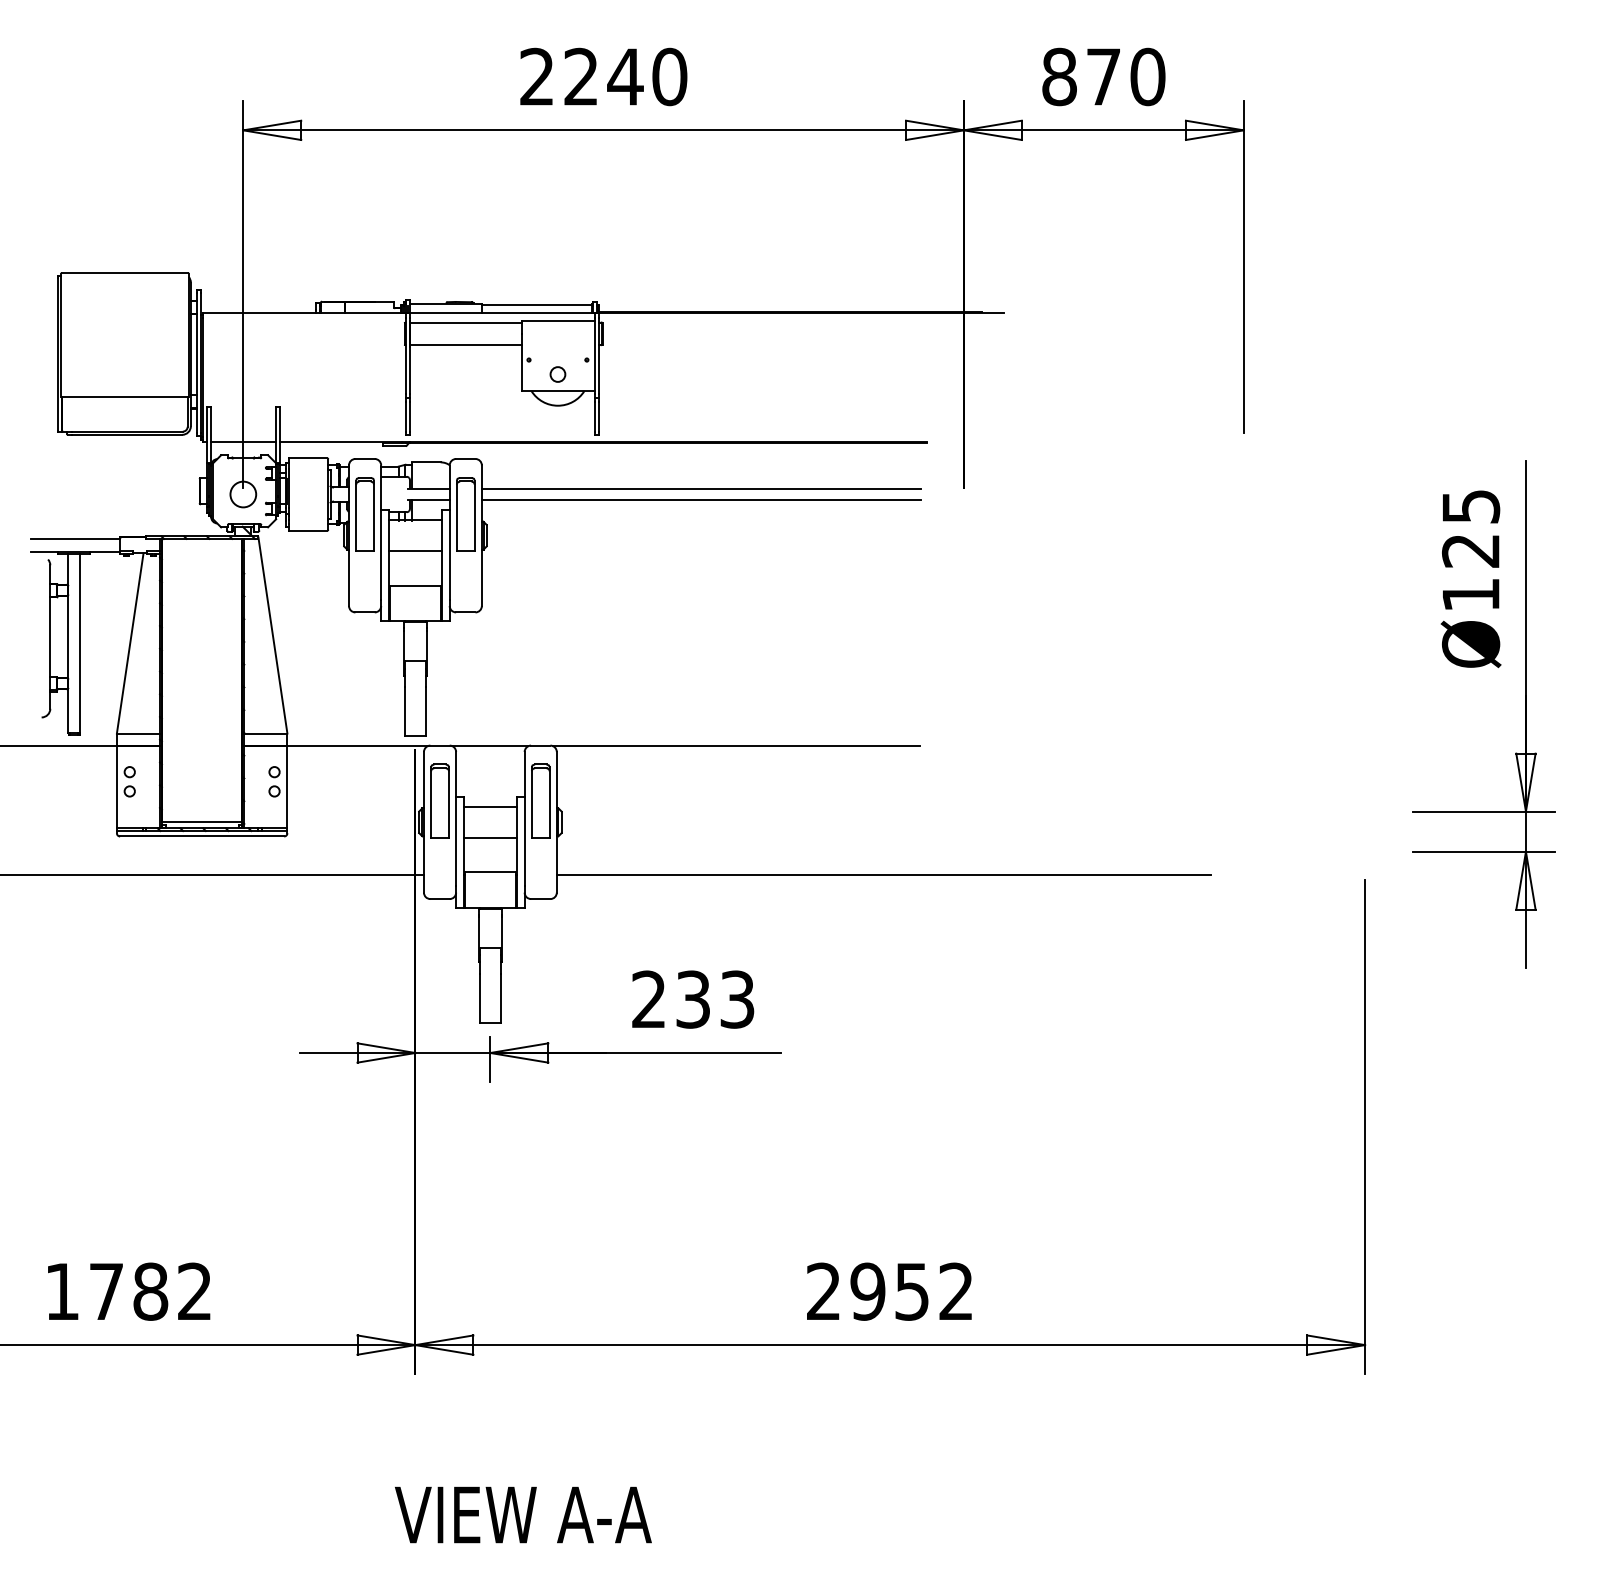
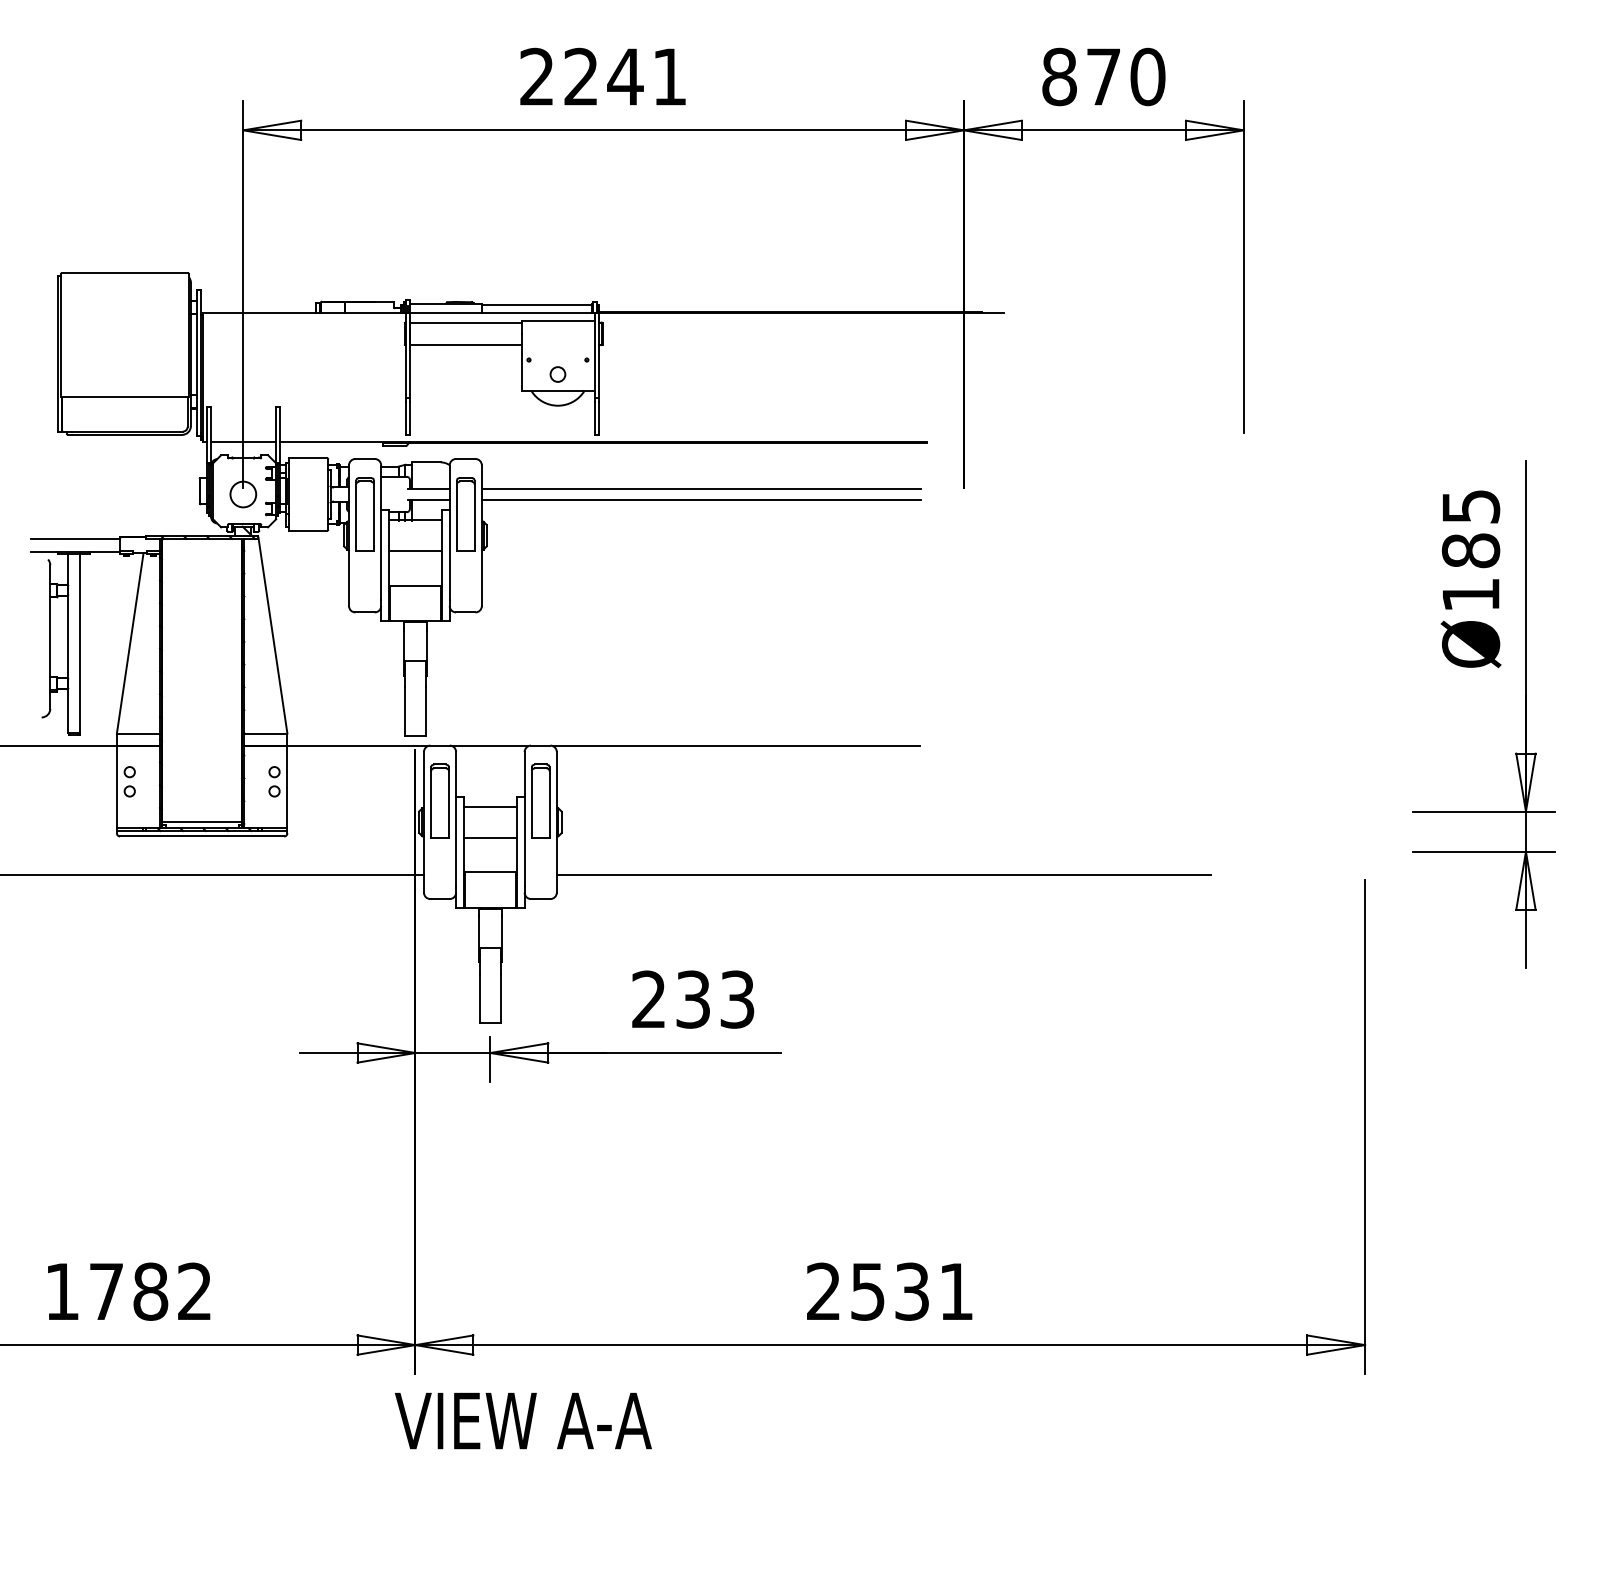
text: 2240 -> 2241 (669, 76)
text: Ø125 -> Ø185 (1470, 550)
text: 2952 -> 2531 (911, 1291)
text position: (523, 1514) -> (523, 1420) (523, 1420)
